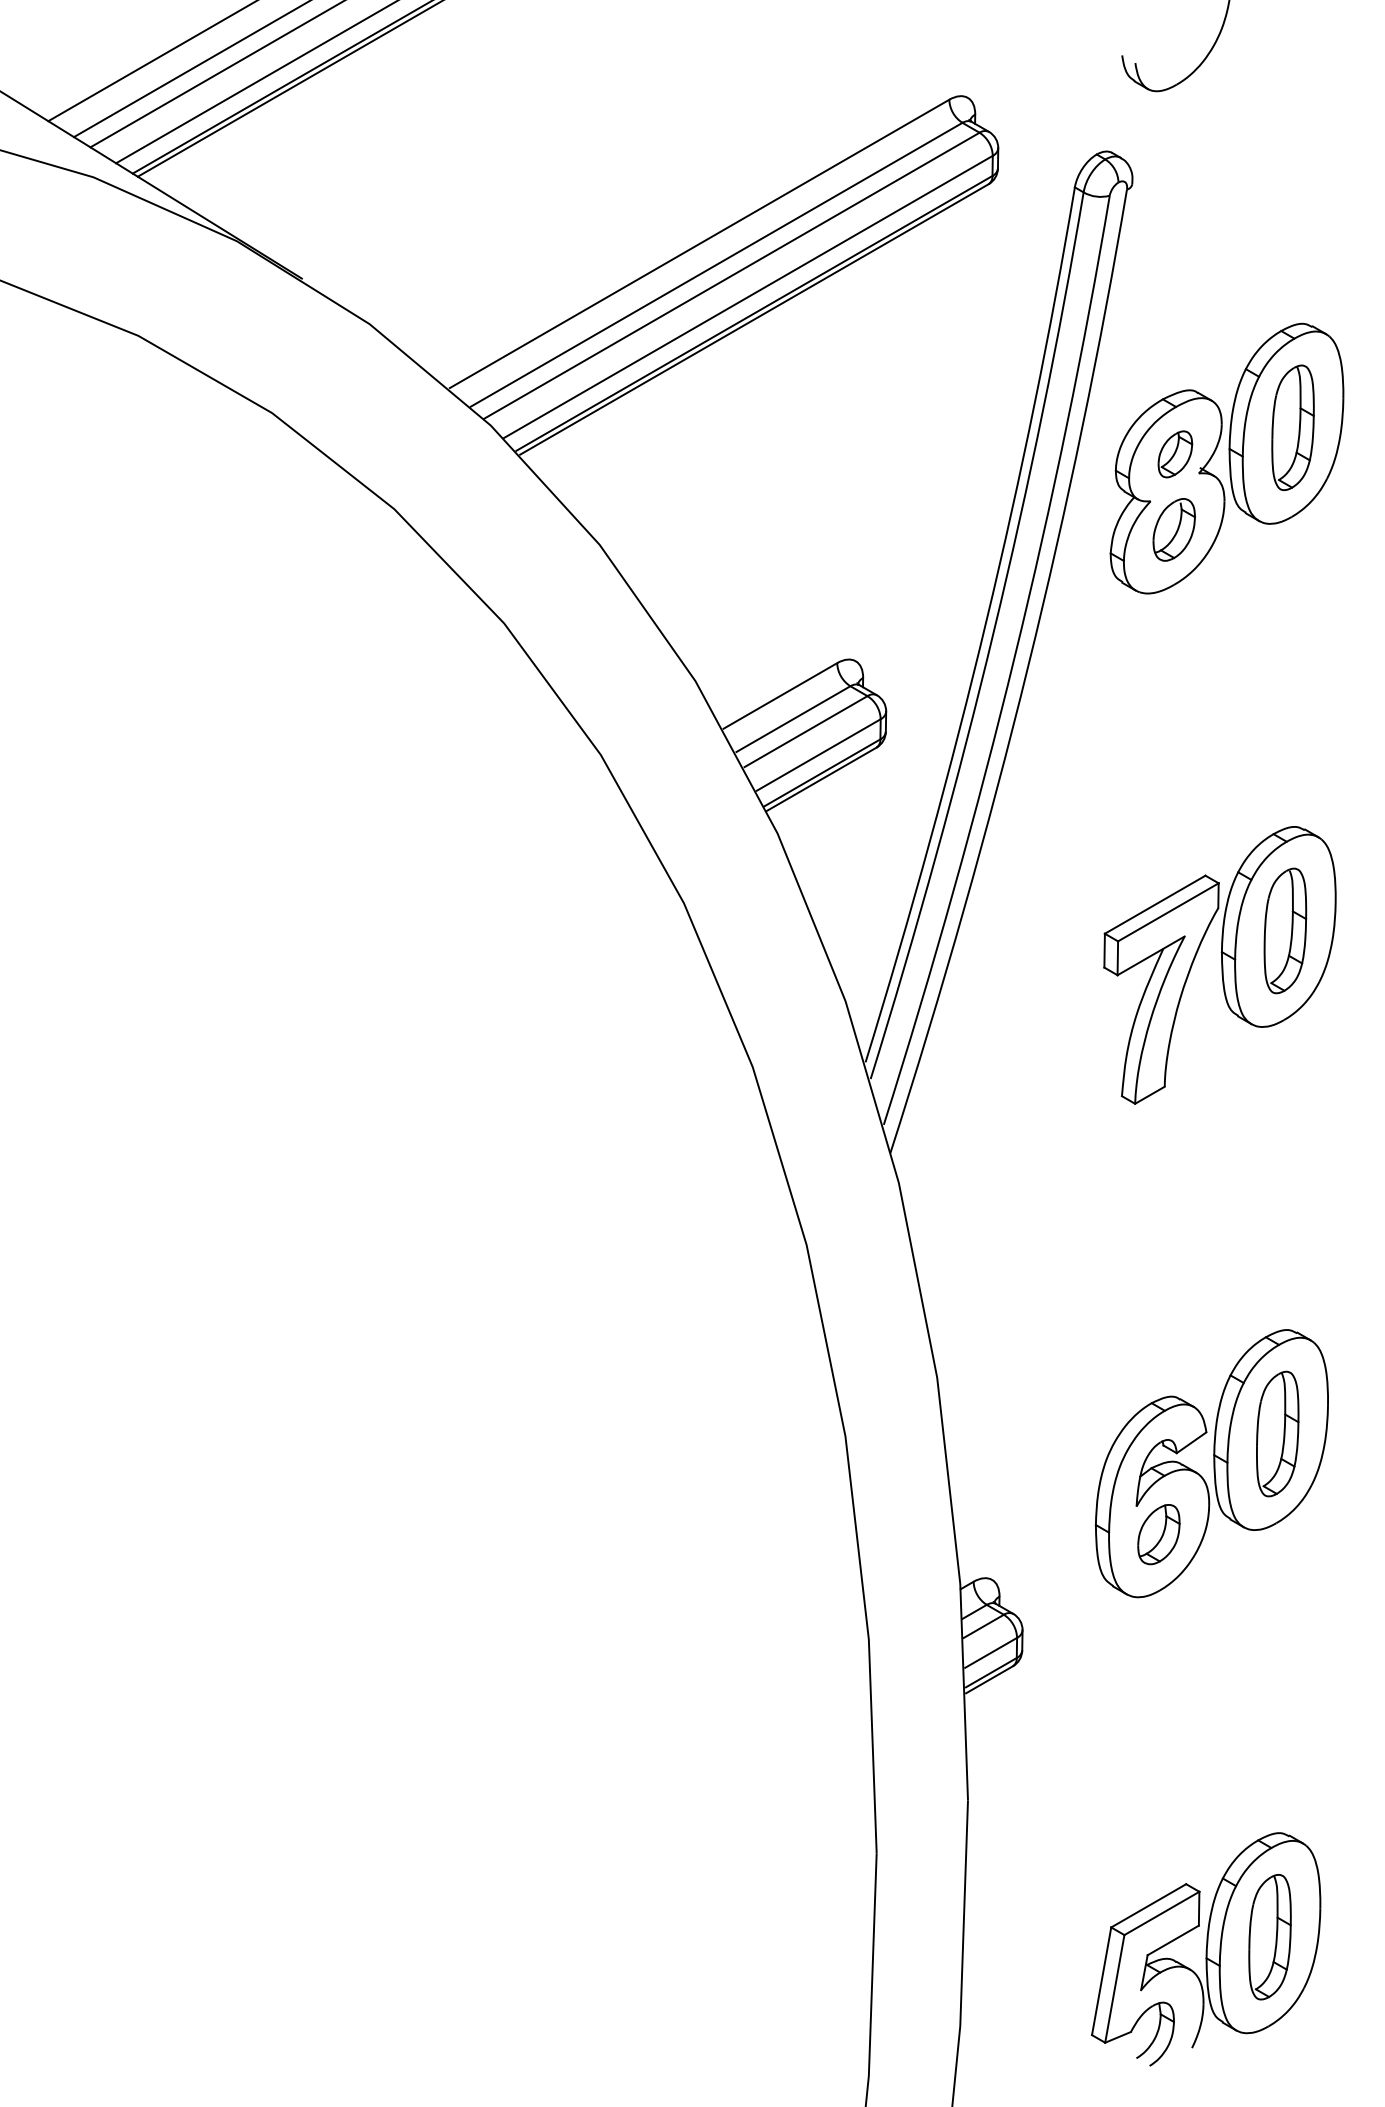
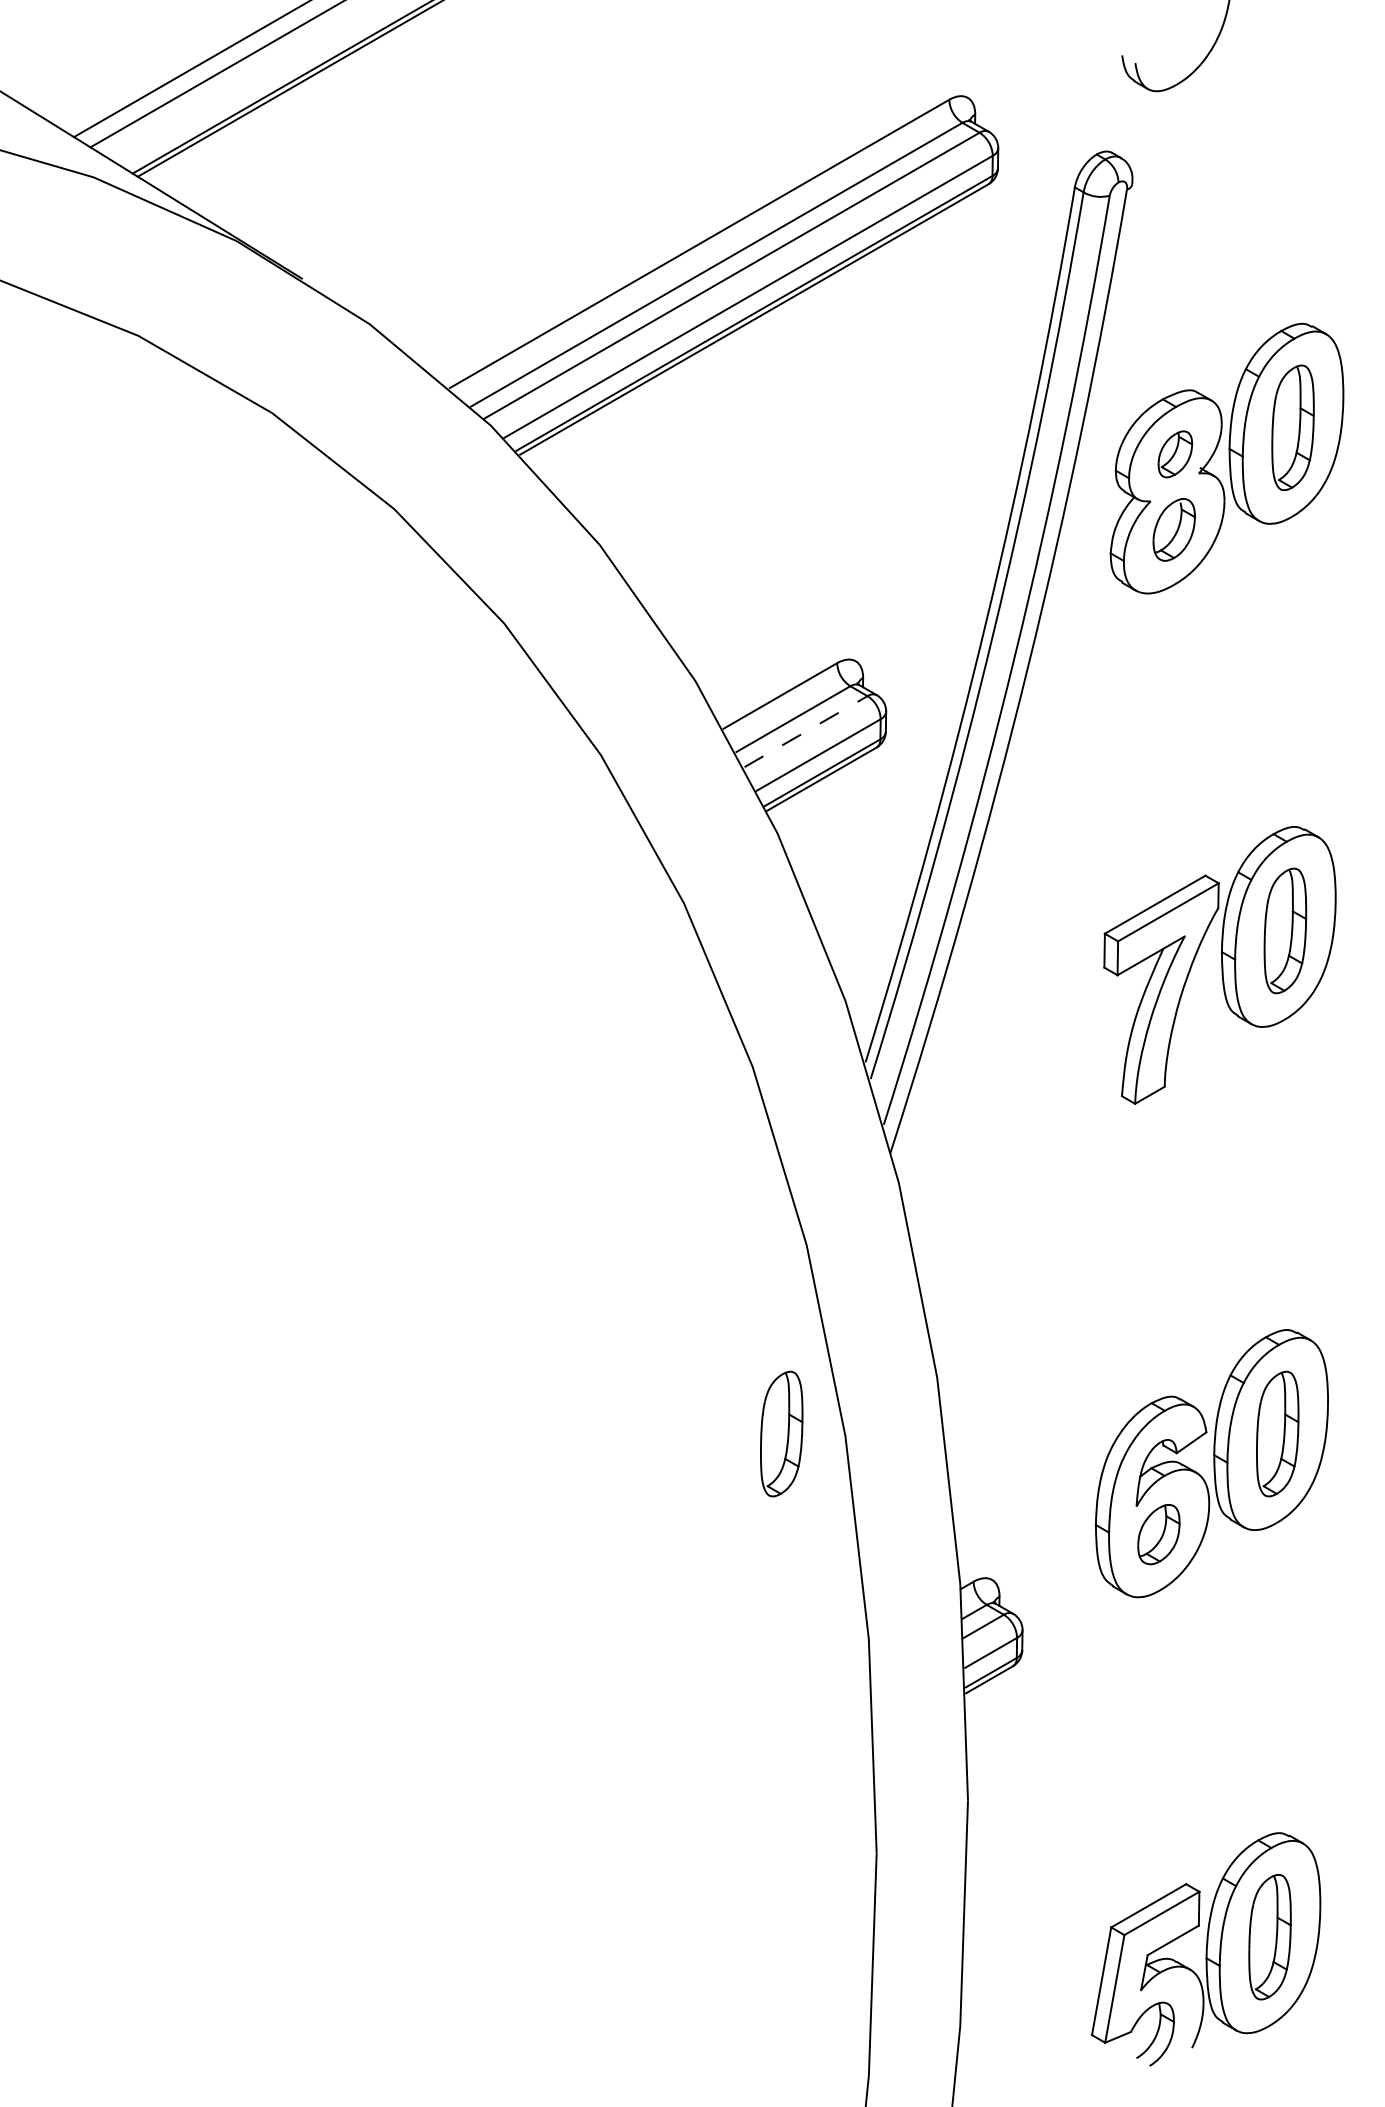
line: present -> none (151, 61)
line: present -> none (255, 82)
line: solid -> dashed (806, 731)
part: none -> present (781, 1433)
